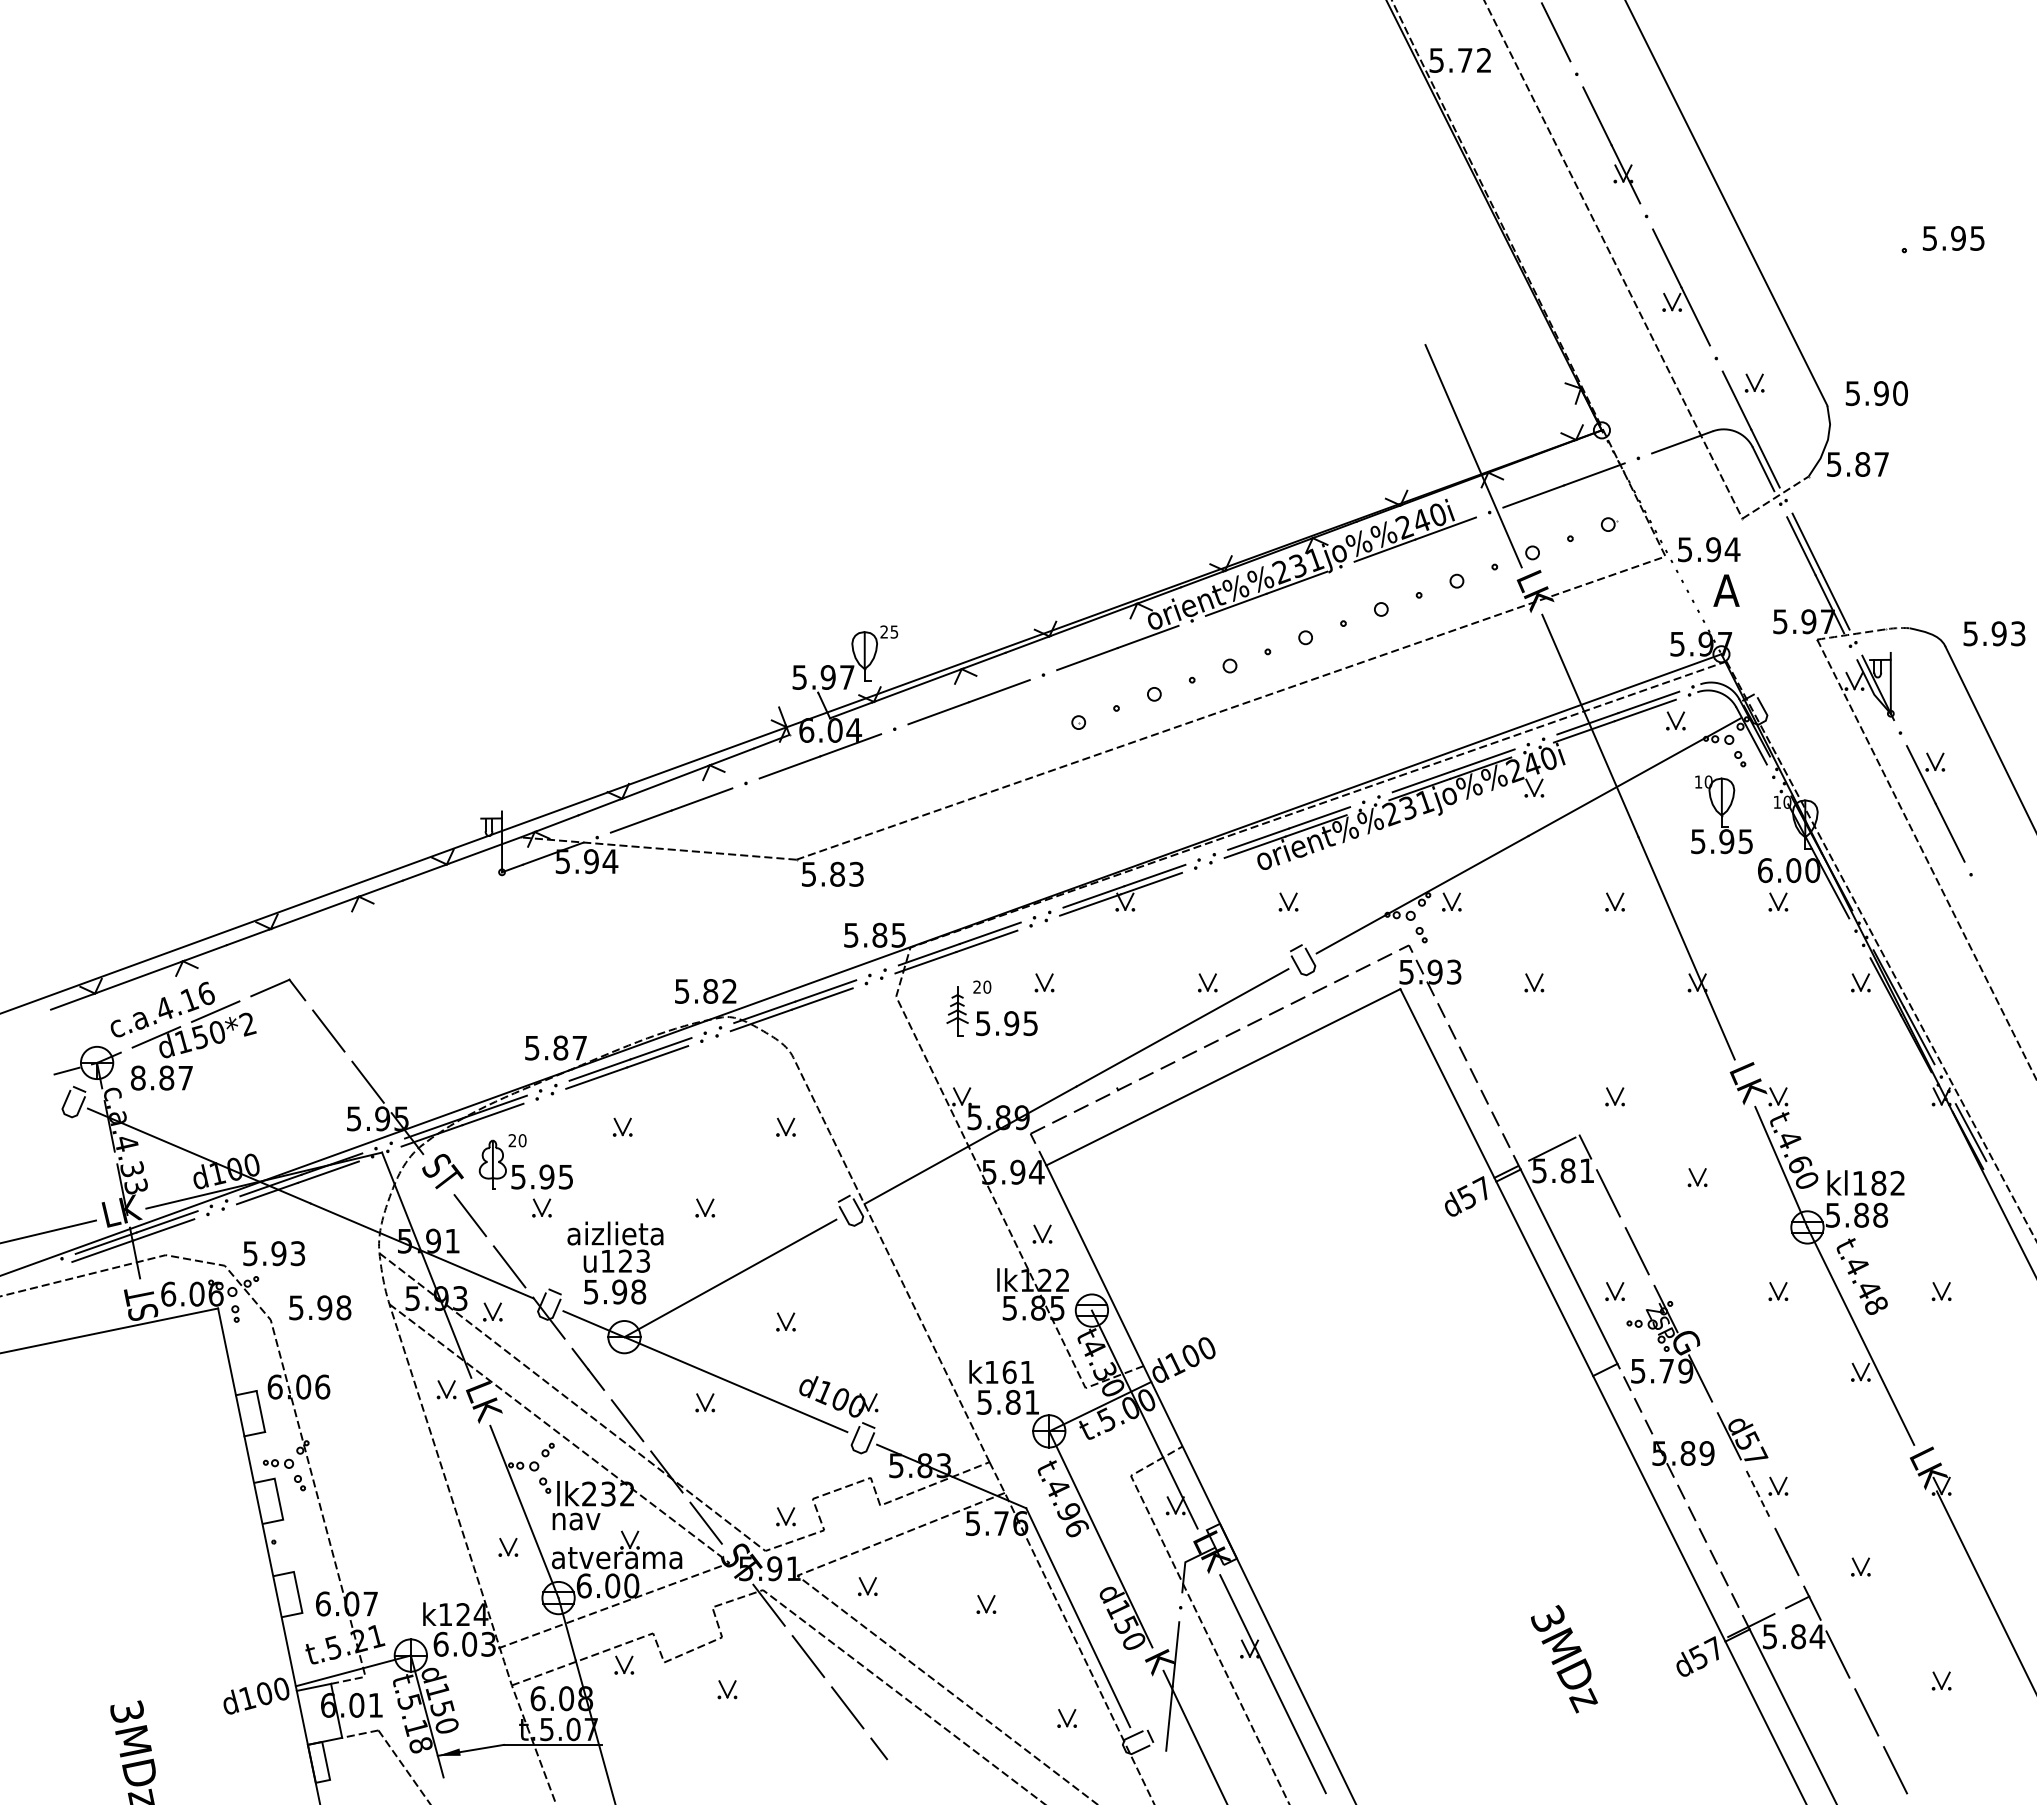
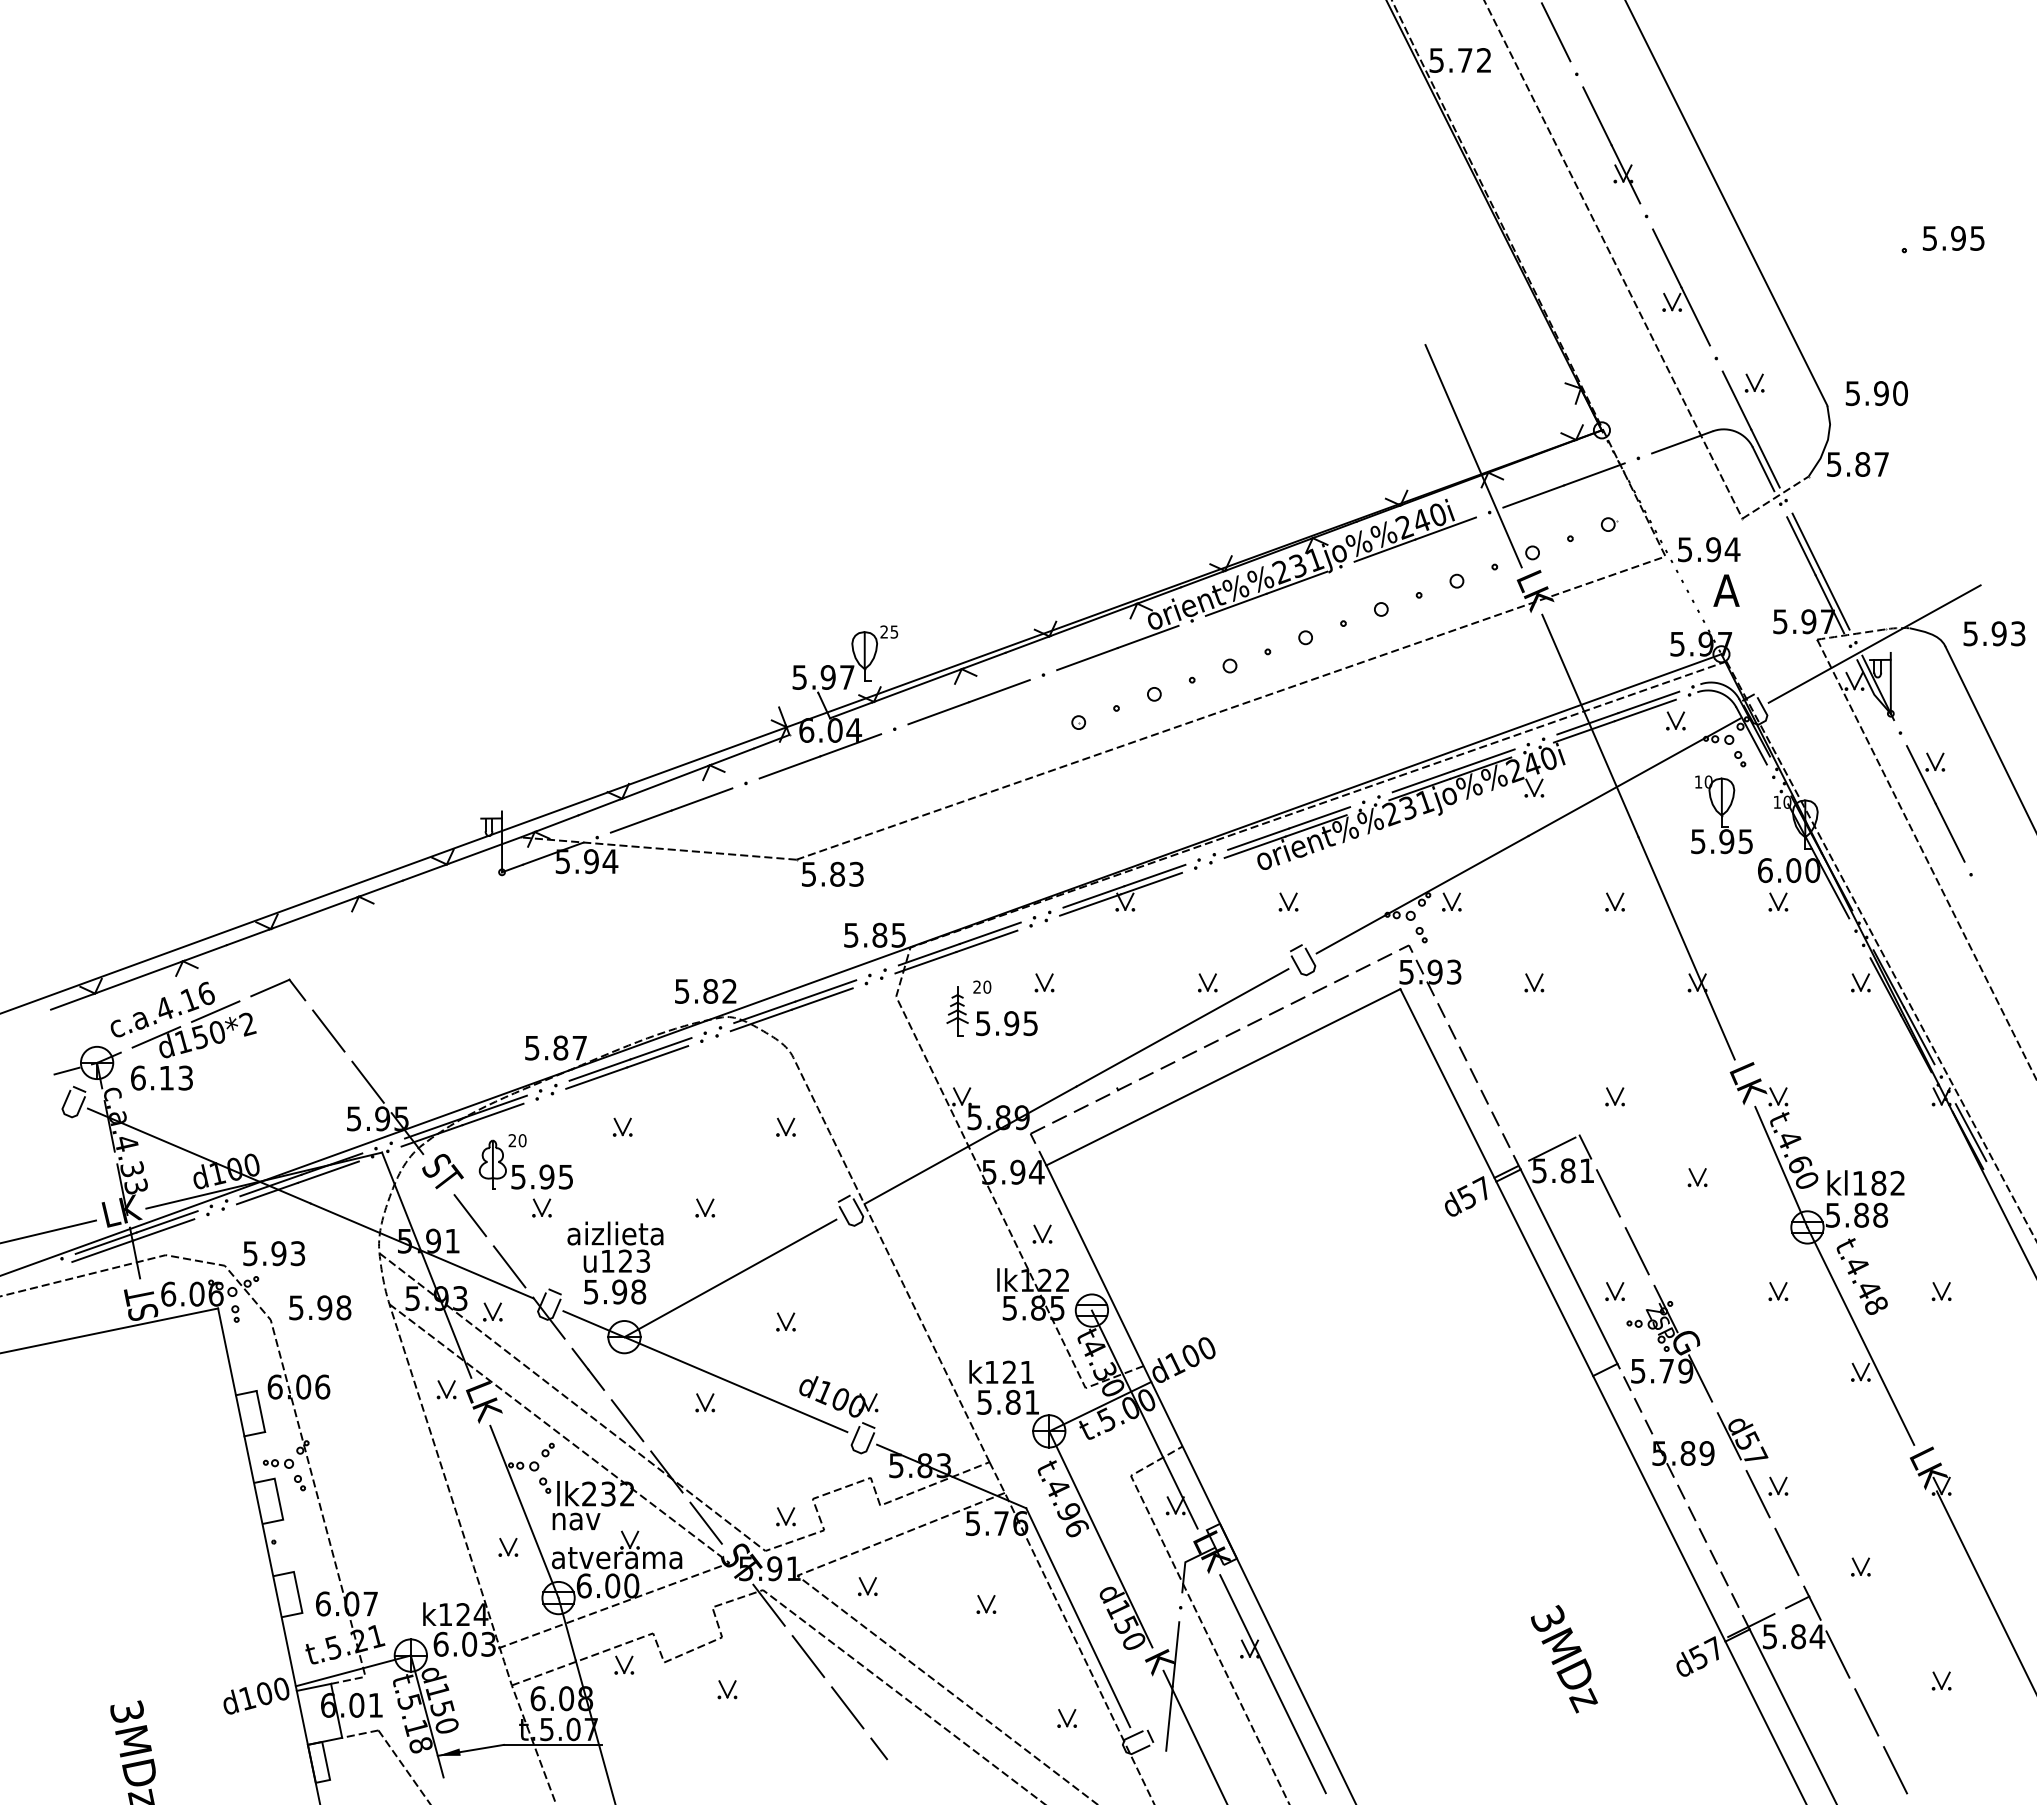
line: none -> present (1874, 643)
text: 8.87 -> 6.13 (161, 1077)
text: k161 -> k121 (1009, 1371)
line: dashed -> solid (1758, 1494)
